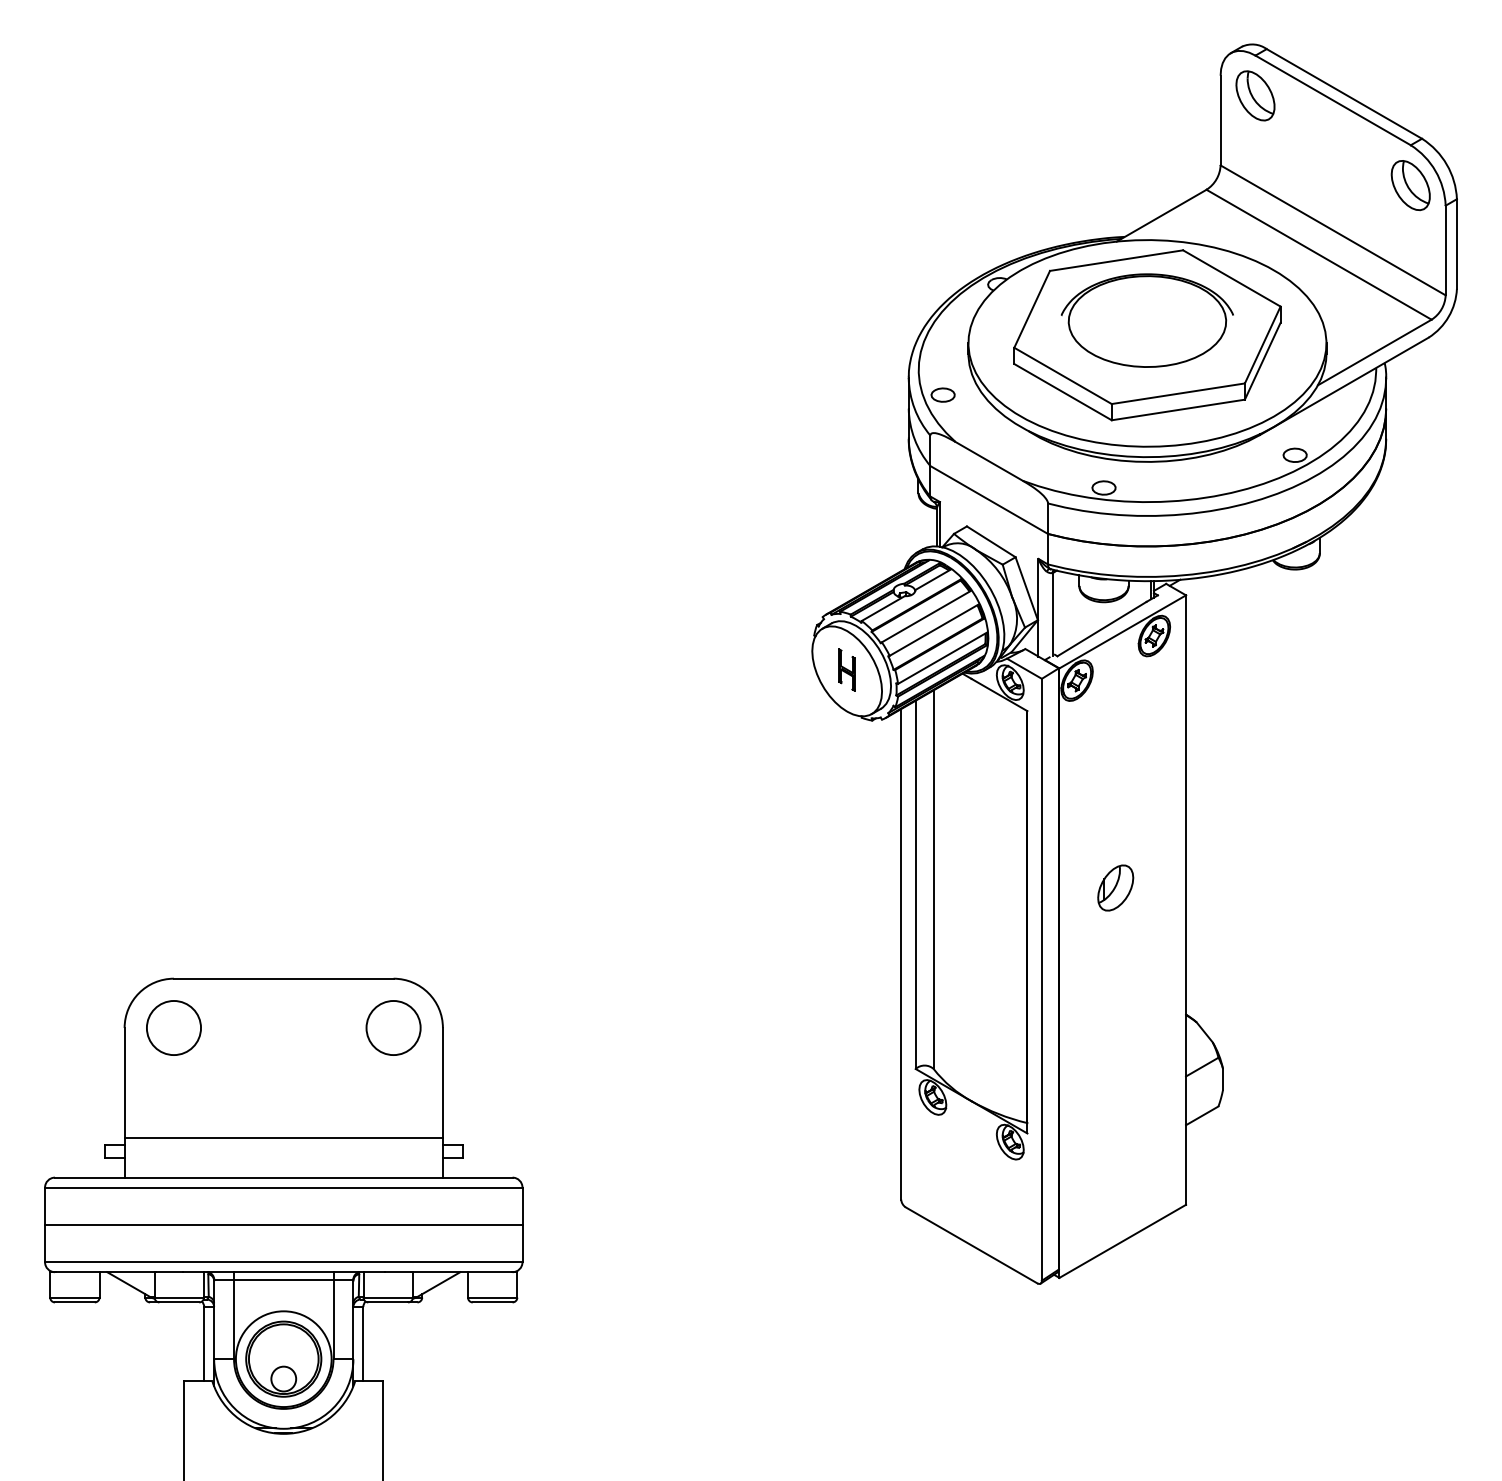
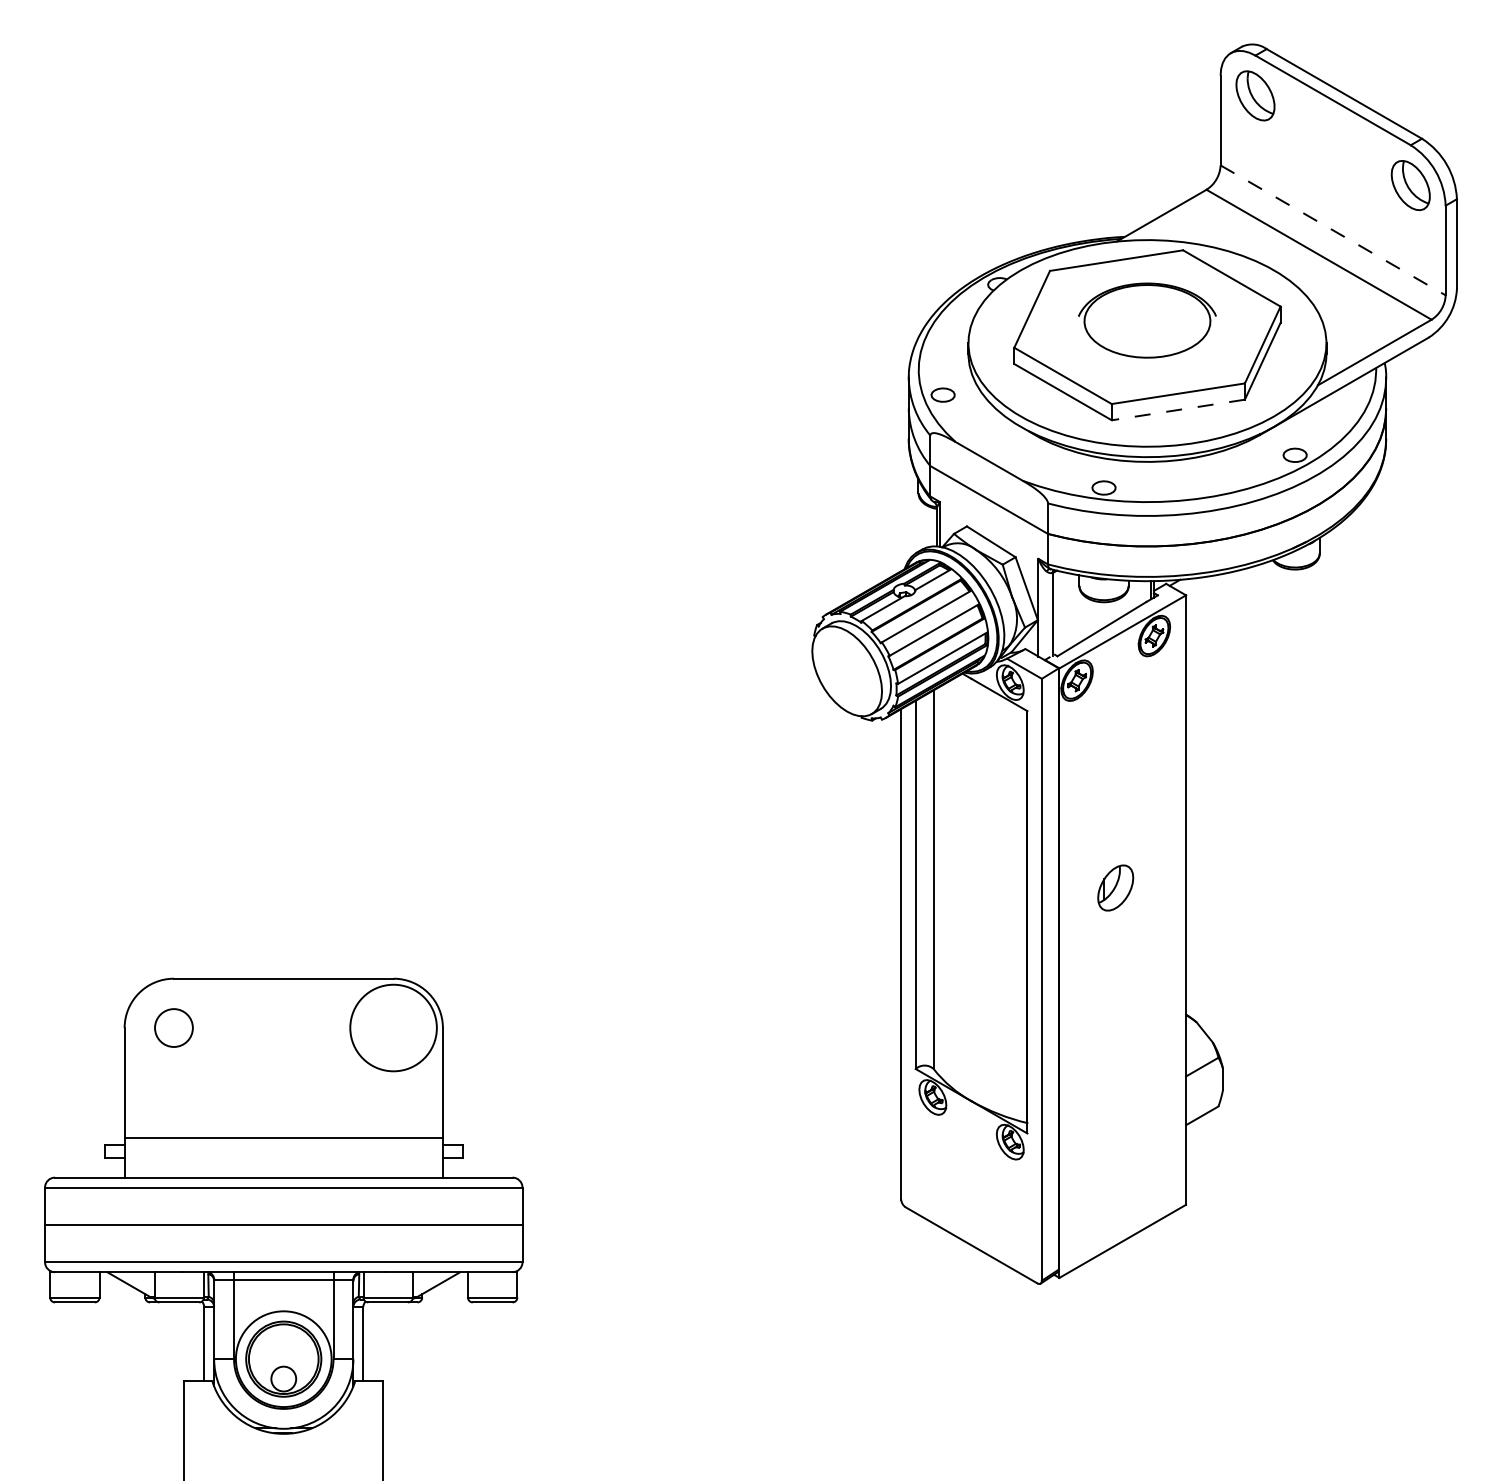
line: solid -> dashed (1333, 230)
part size: 173x95 px -> 139x77 px (1147, 320)
line: solid -> dashed (1177, 410)
part: present -> none (846, 669)
circle diameter: 54 px -> 38 px (173, 1027)
circle diameter: 54 px -> 87 px (393, 1027)
